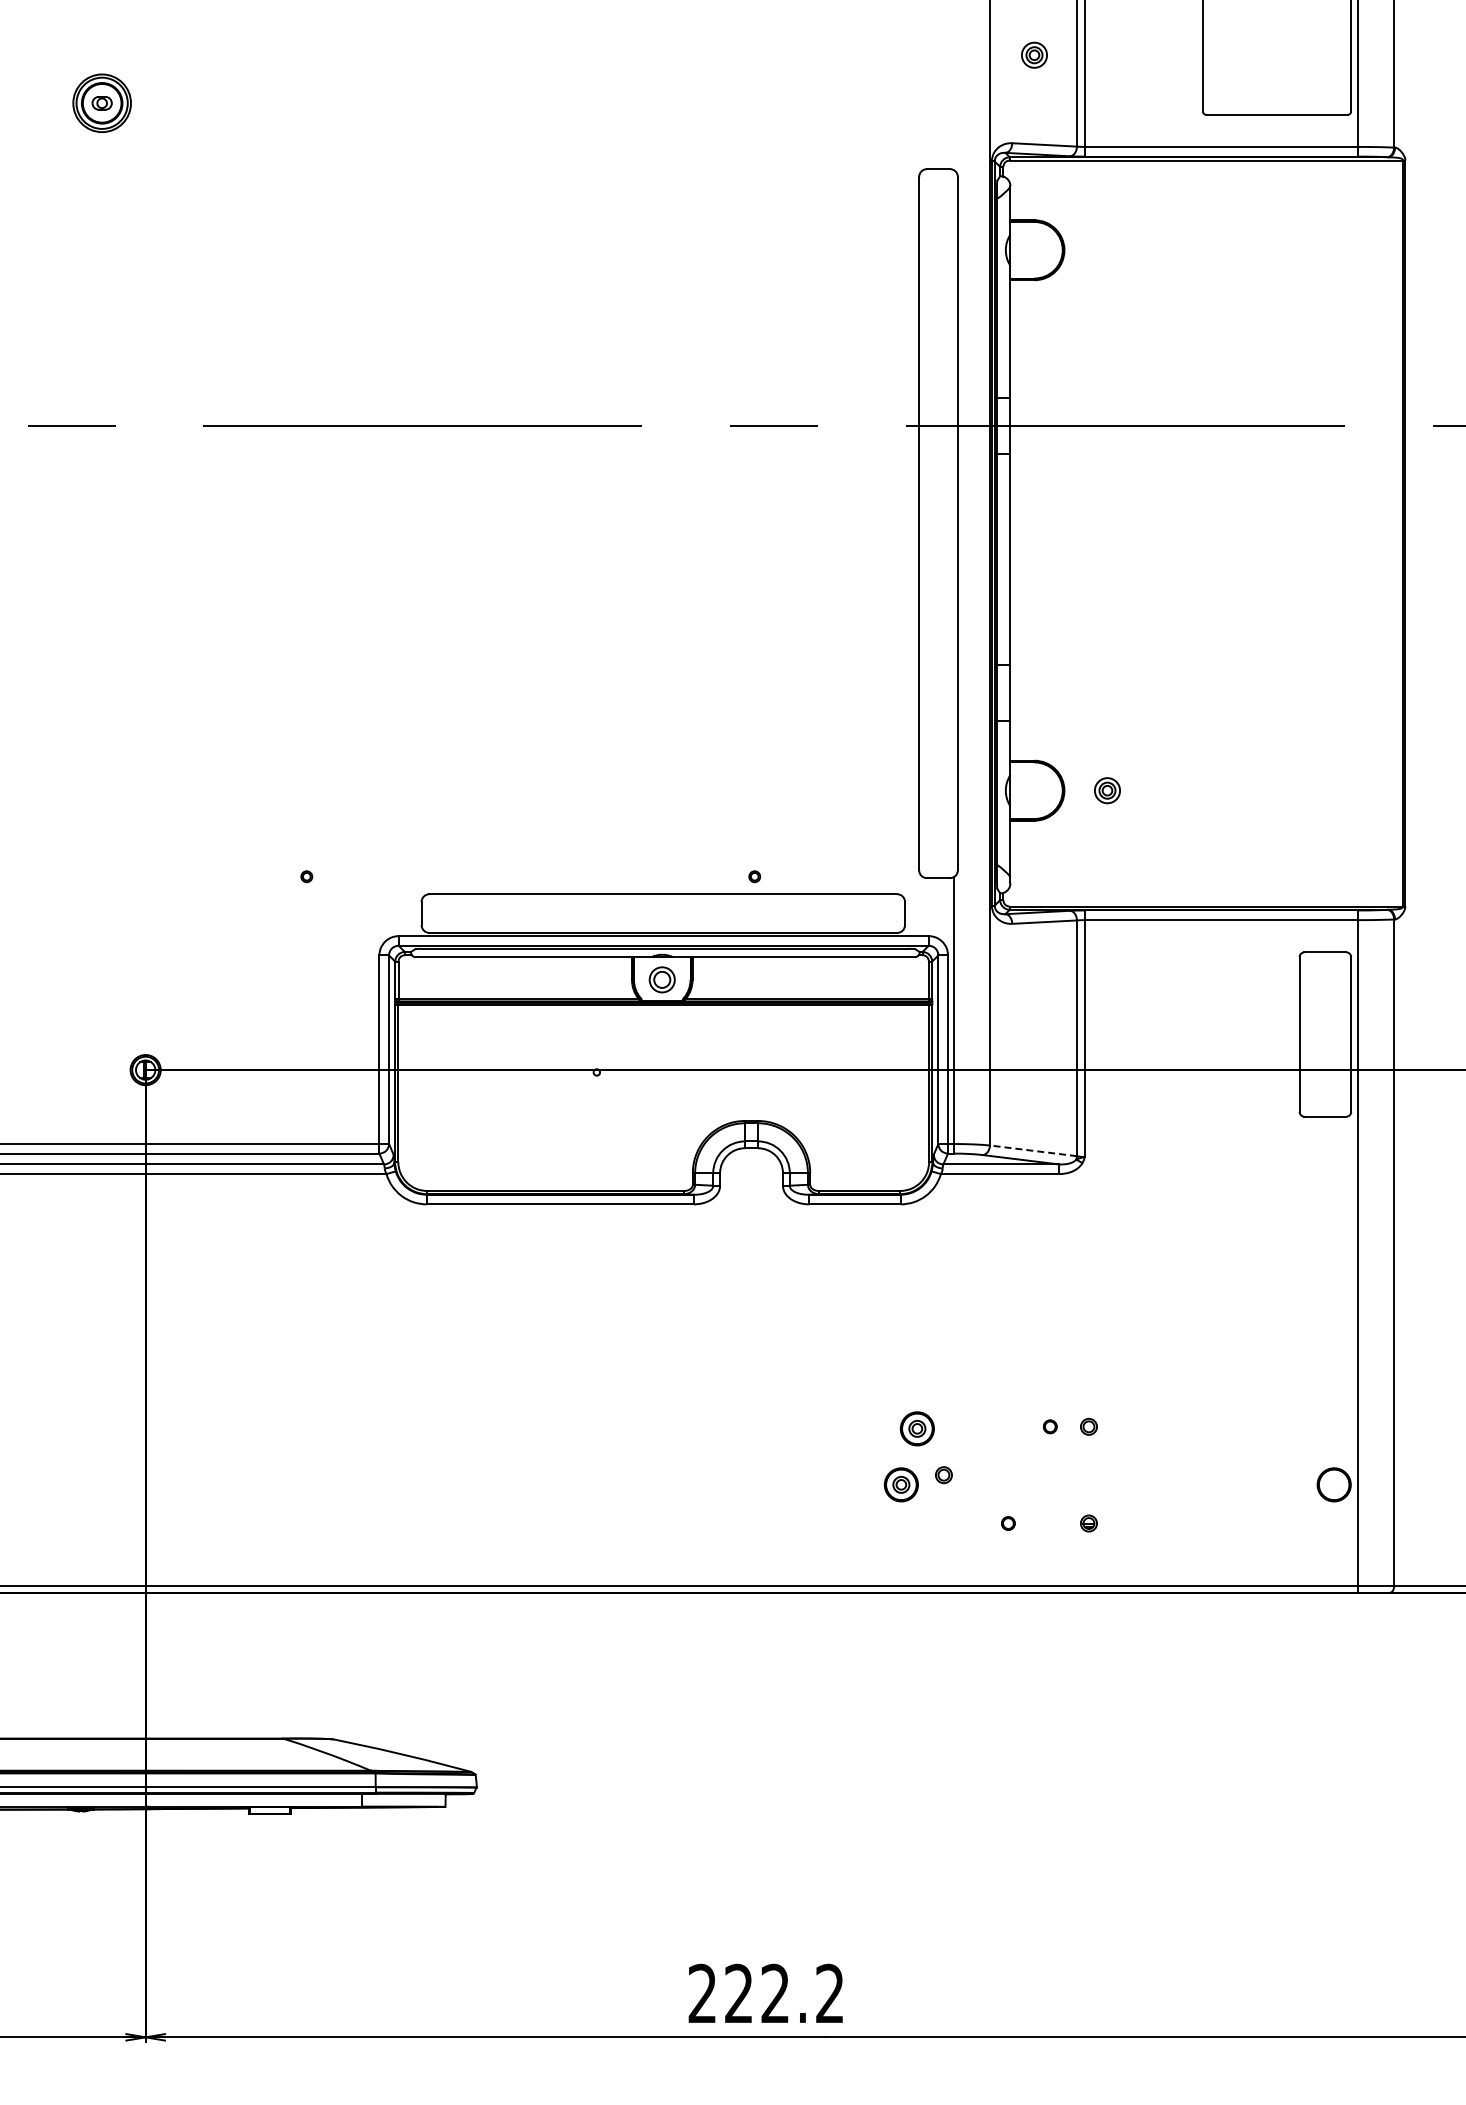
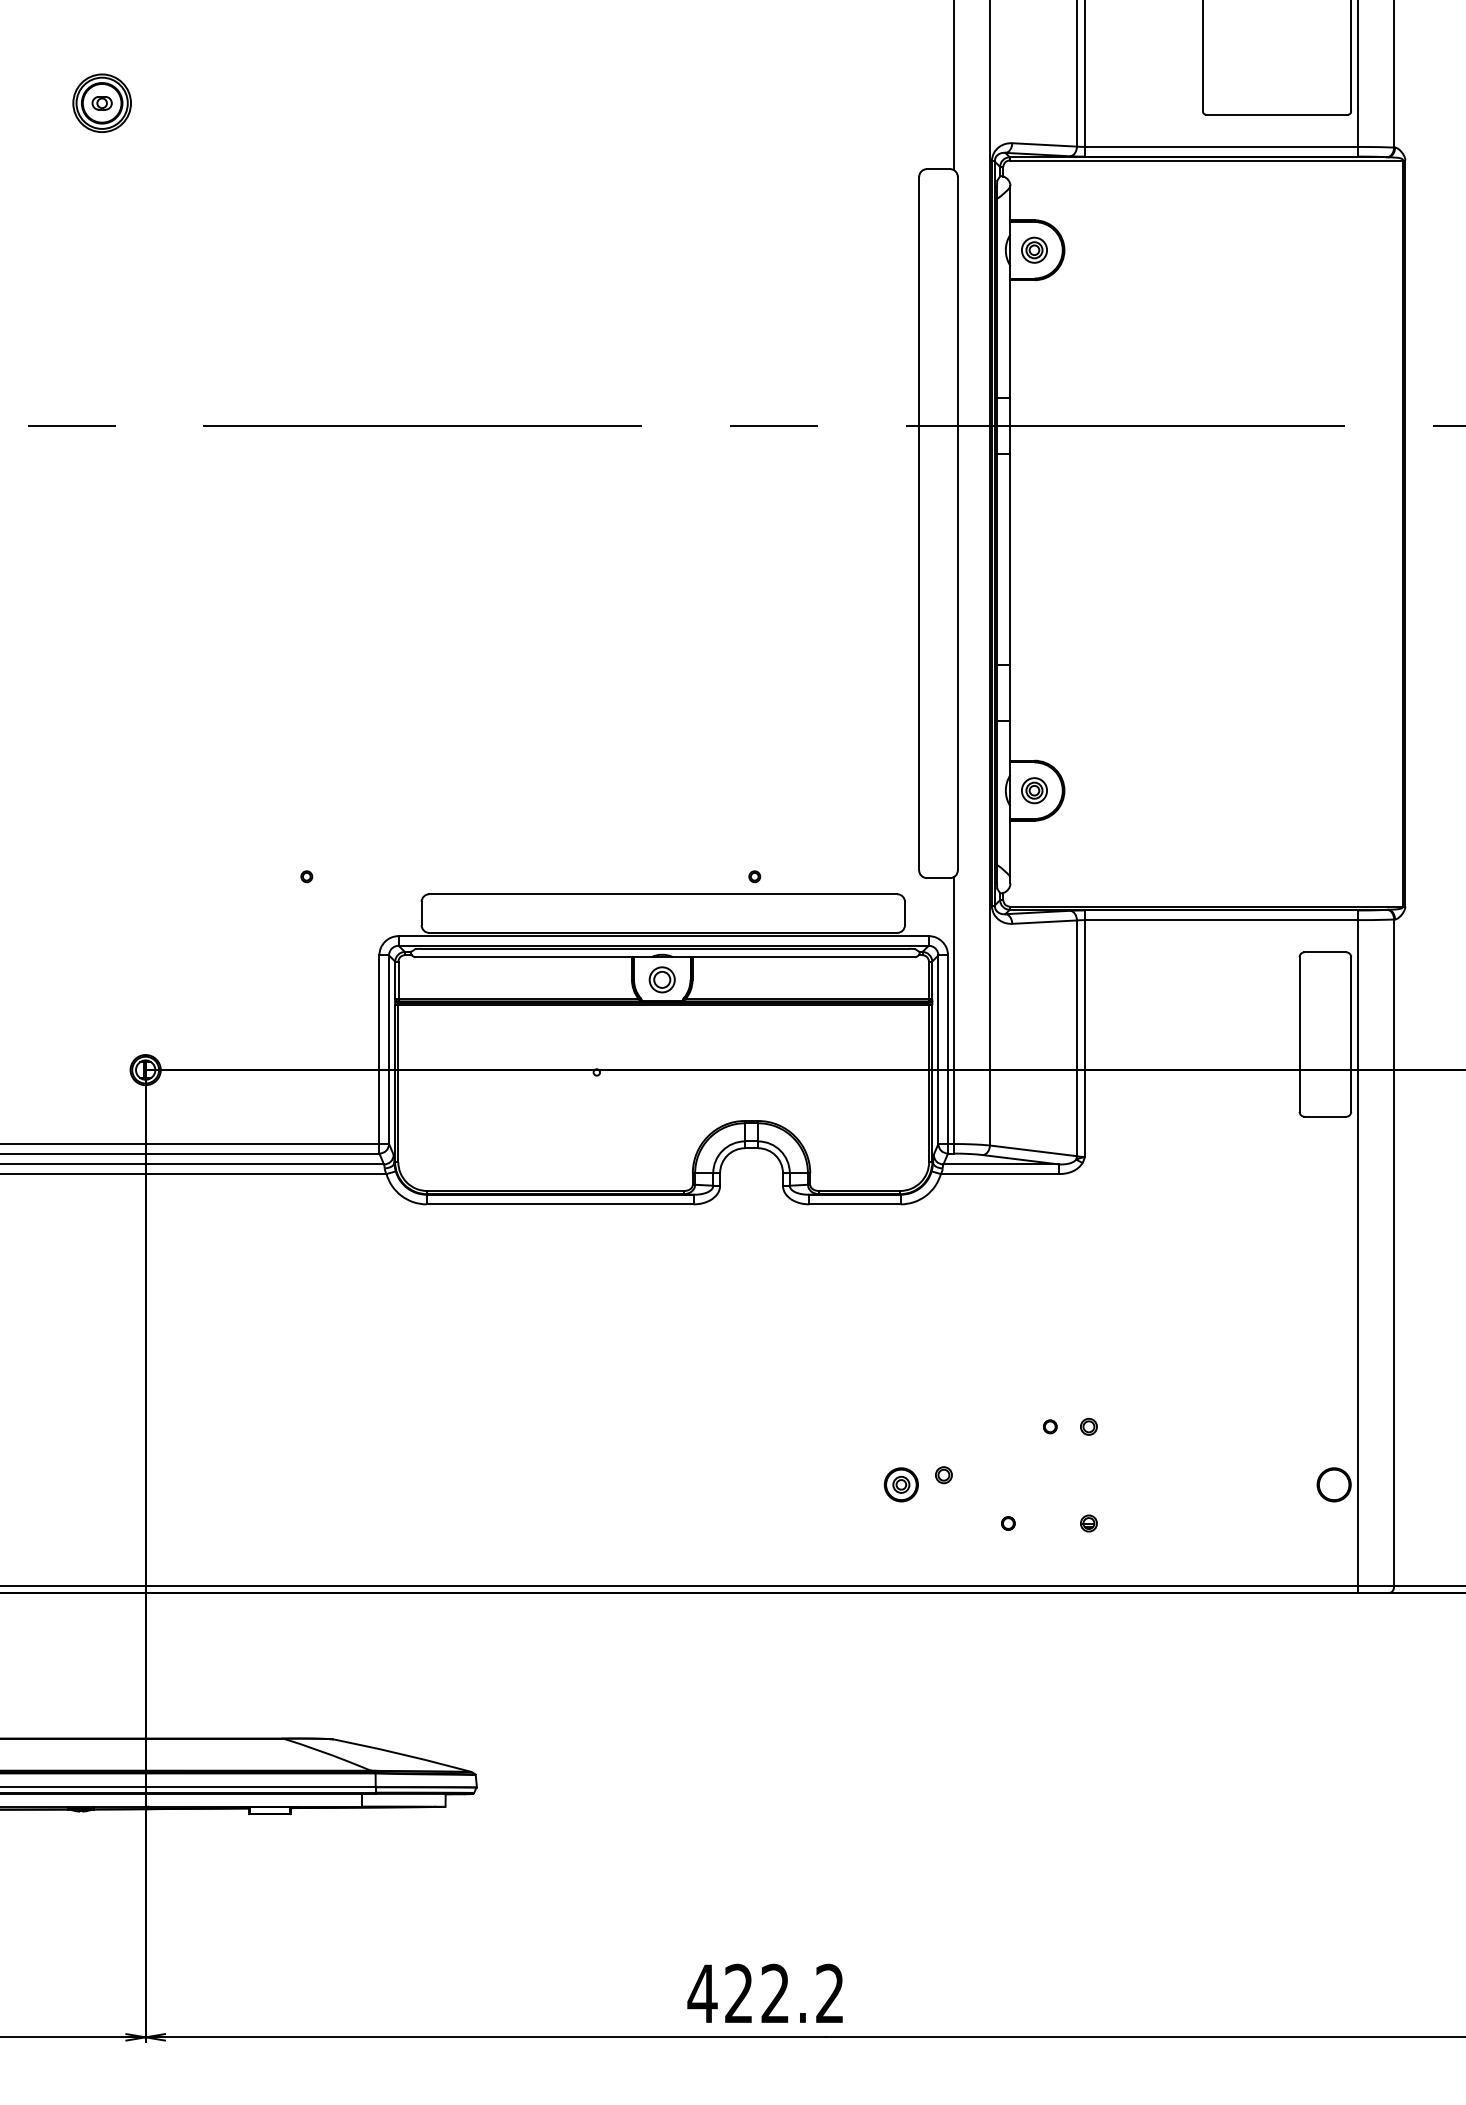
part position: (1034, 54) -> (1034, 249) (1034, 249)
line: none -> present (953, 85)
part position: (1107, 790) -> (1034, 790) (1034, 790)
line: dashed -> solid (1033, 1150)
part: present -> none (916, 1428)
text: 222.2 -> 422.2 (702, 1992)
